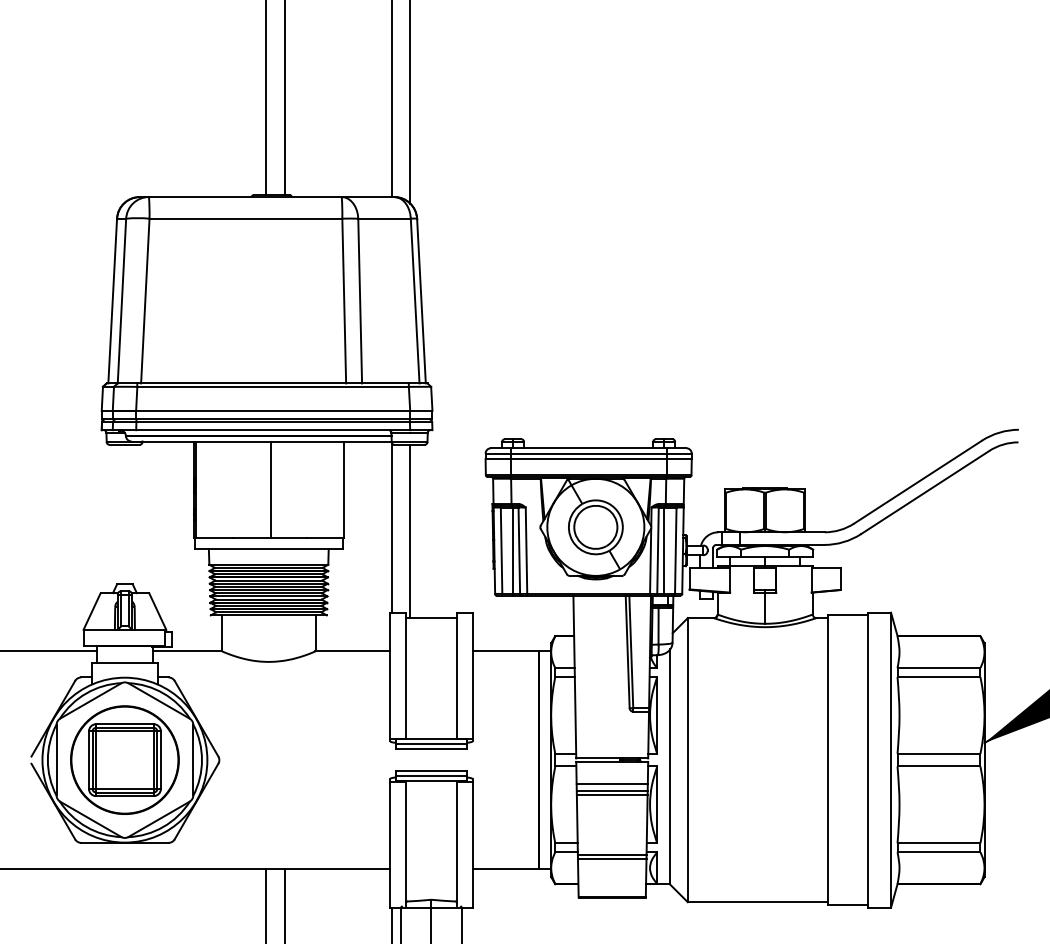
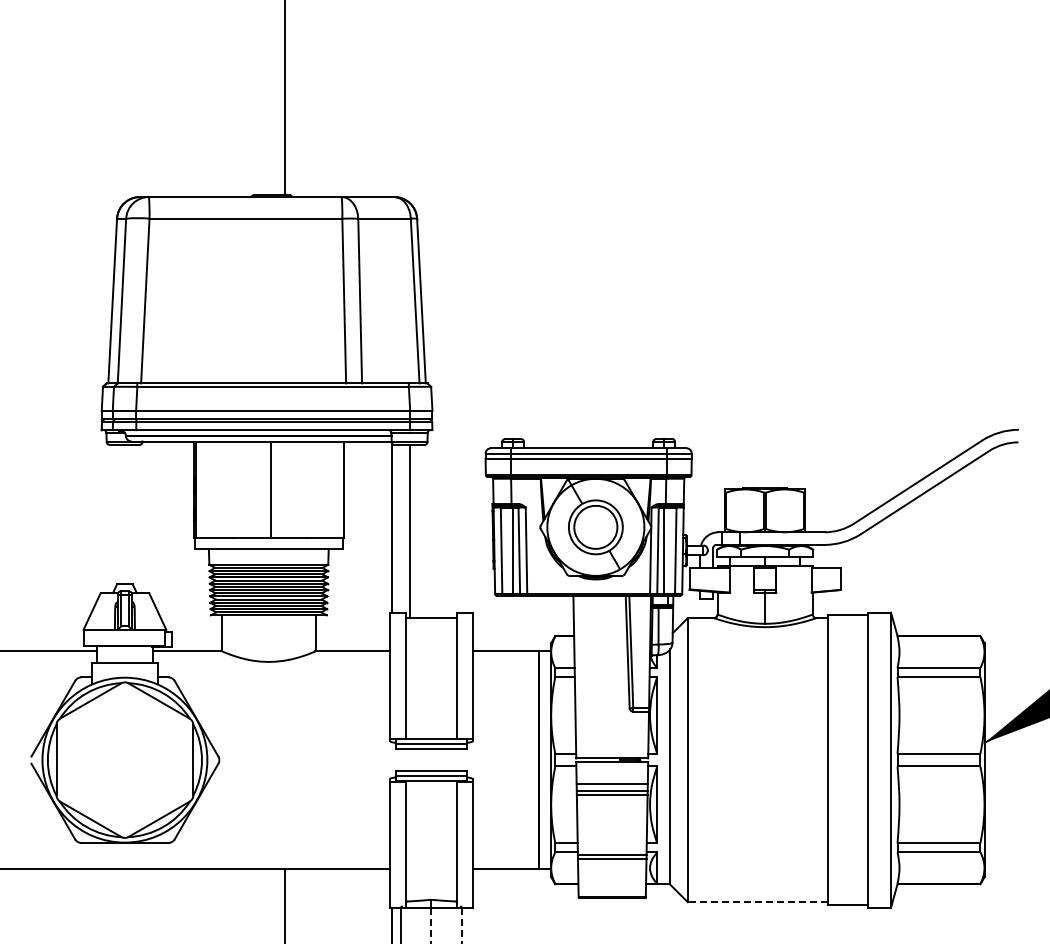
line: present -> none (266, 98)
line: present -> none (391, 99)
line: present -> none (410, 102)
part: present -> none (124, 759)
line: solid -> dashed (757, 902)
line: present -> none (266, 904)
line: solid -> dashed (431, 926)
line: solid -> dashed (462, 926)
